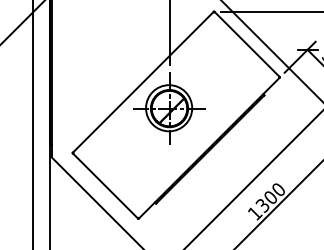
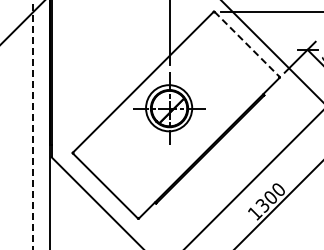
line: solid -> dashed (247, 44)
line: solid -> dashed (32, 124)
